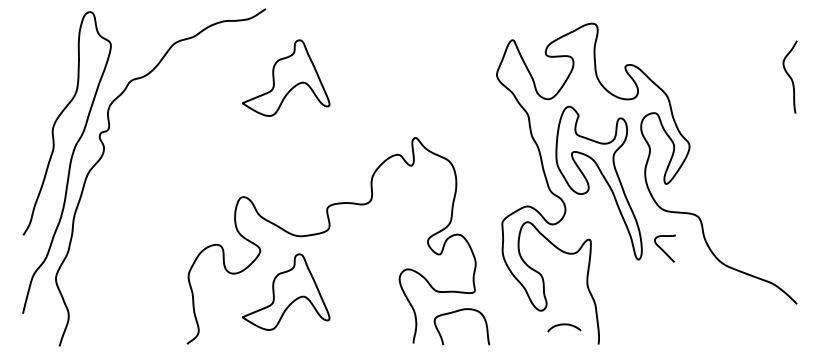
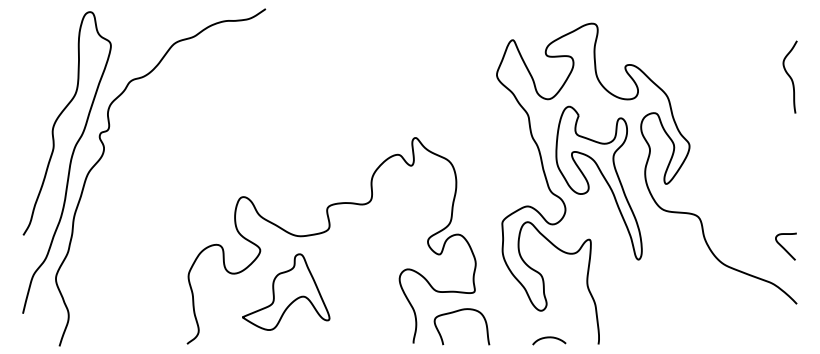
part: present -> none (286, 77)
curve position: (663, 249) -> (784, 247) (784, 247)
curve position: (564, 325) -> (549, 338) (549, 338)
